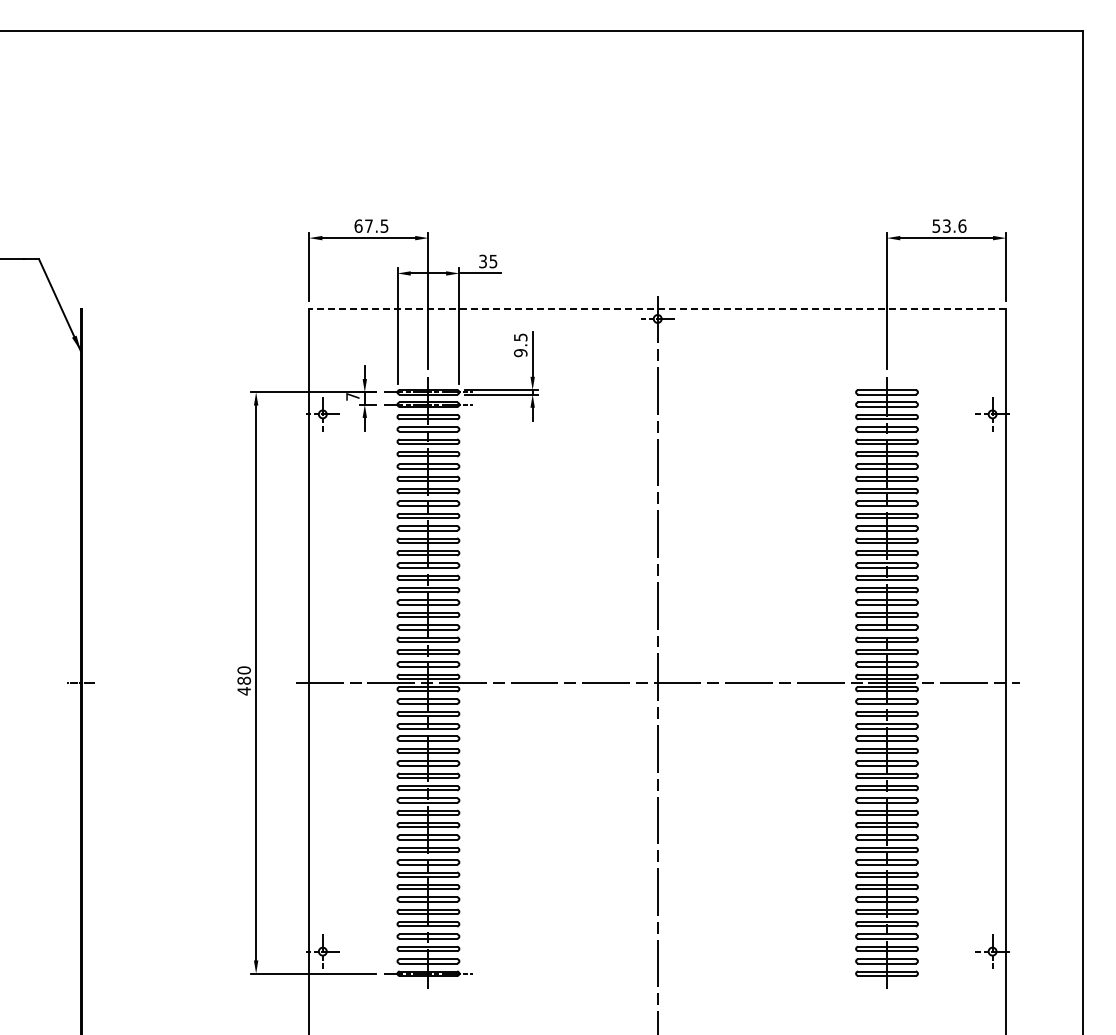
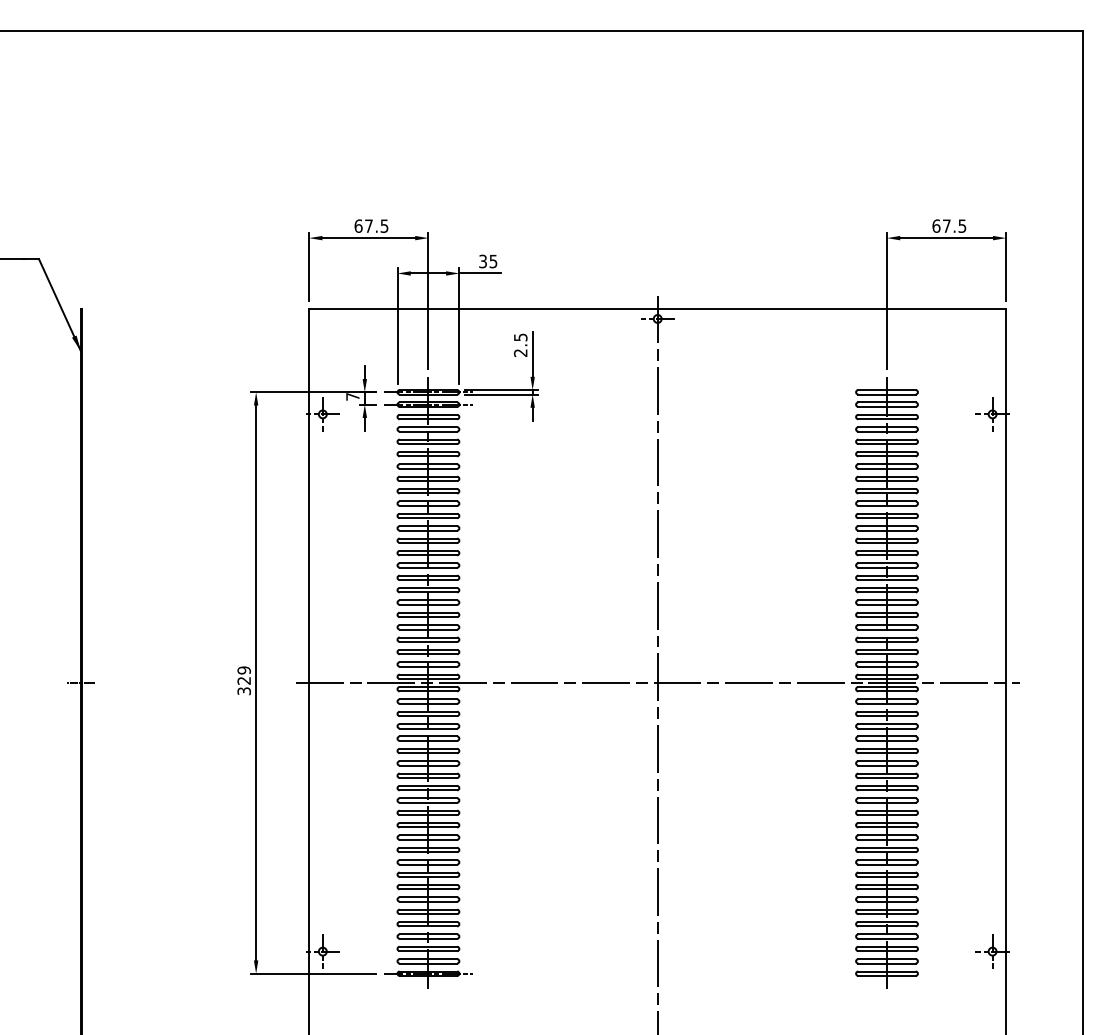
text: 53.6 -> 67.5 (949, 225)
line: dashed -> solid (657, 308)
text: 9.5 -> 2.5 (520, 353)
text: 480 -> 329 (243, 680)
